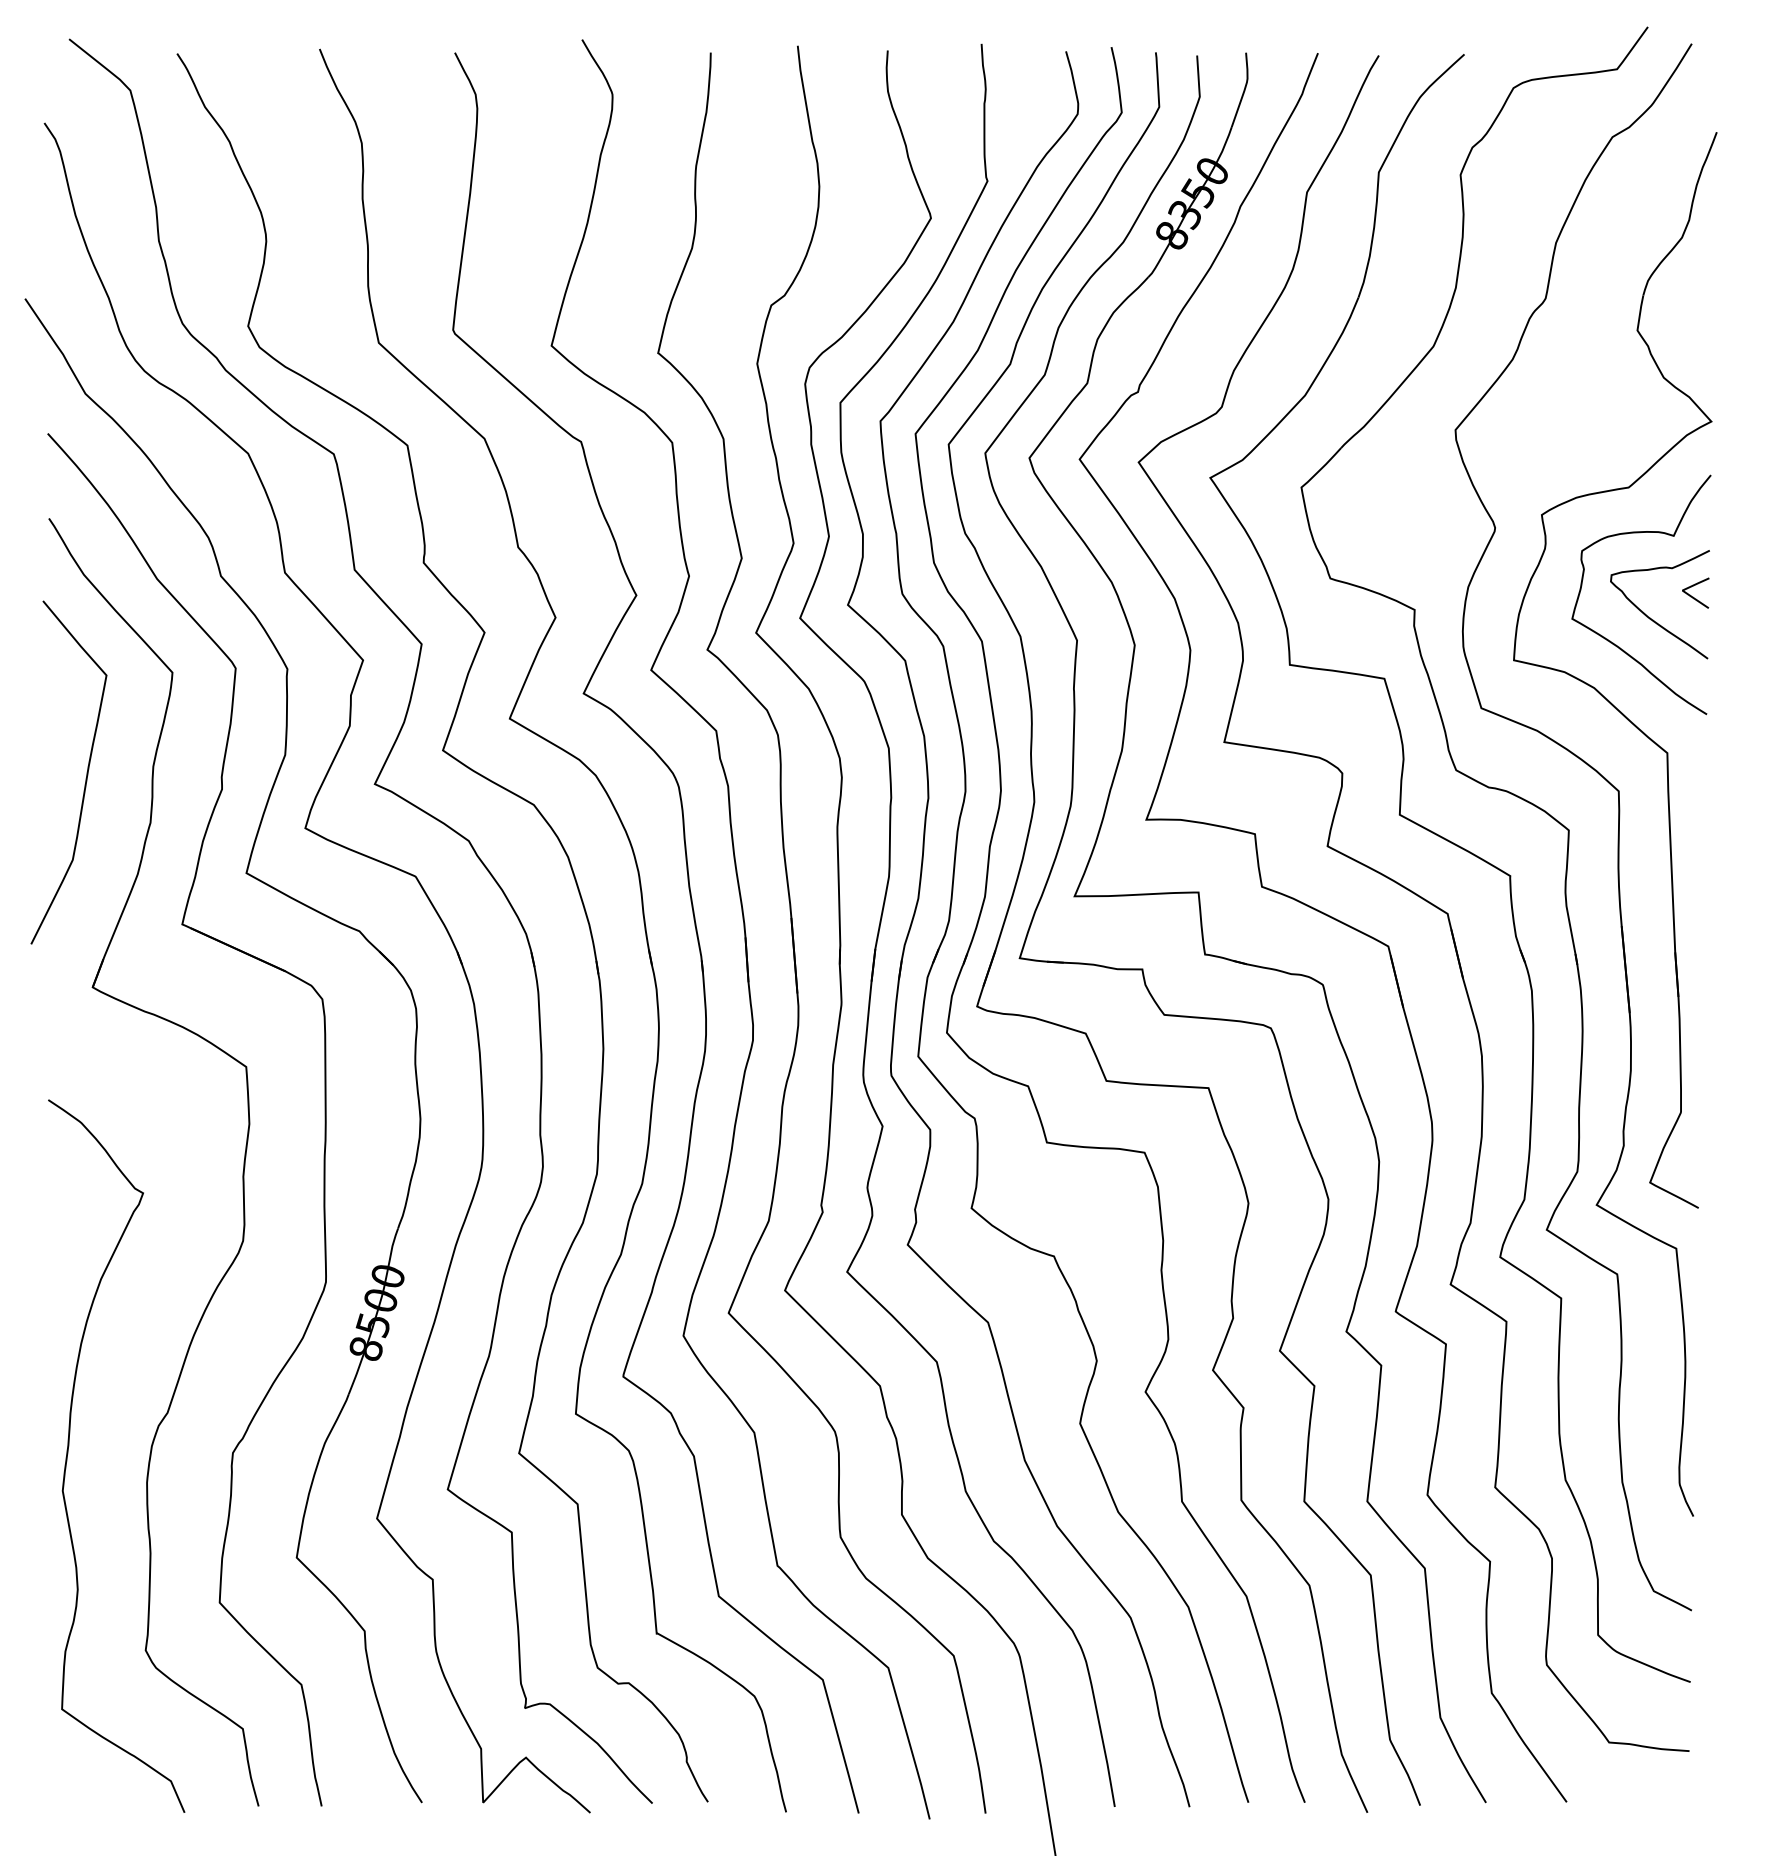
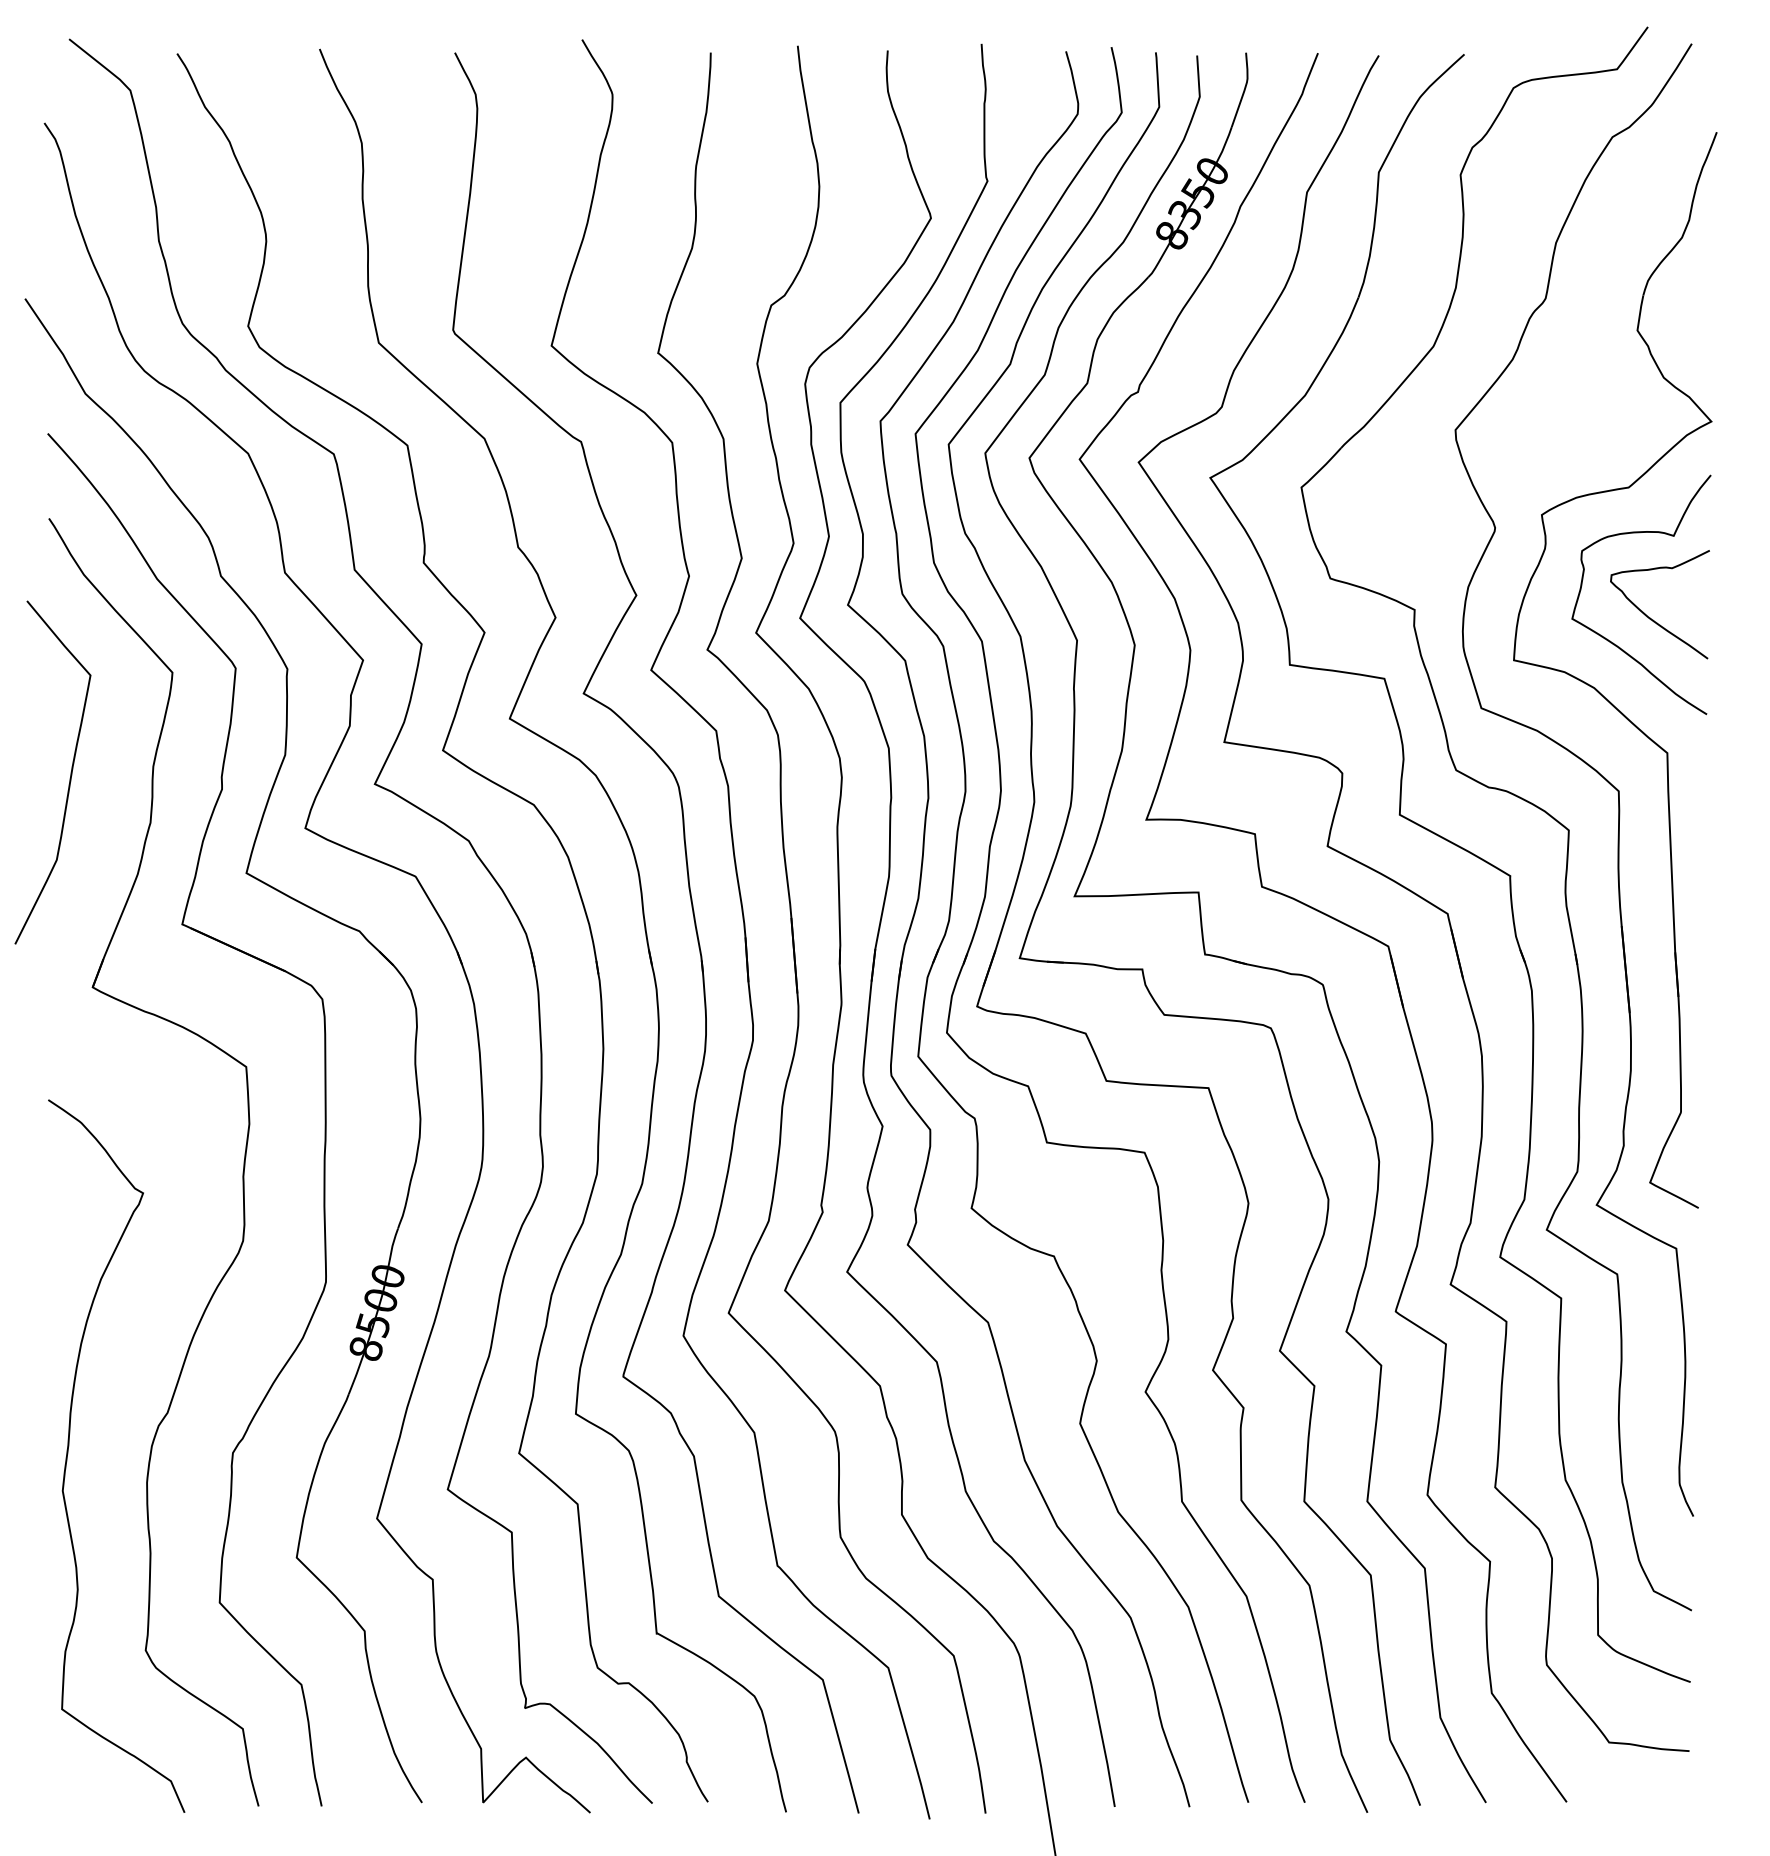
line: present -> none (1693, 596)
curve position: (86, 772) -> (70, 772) (70, 772)
